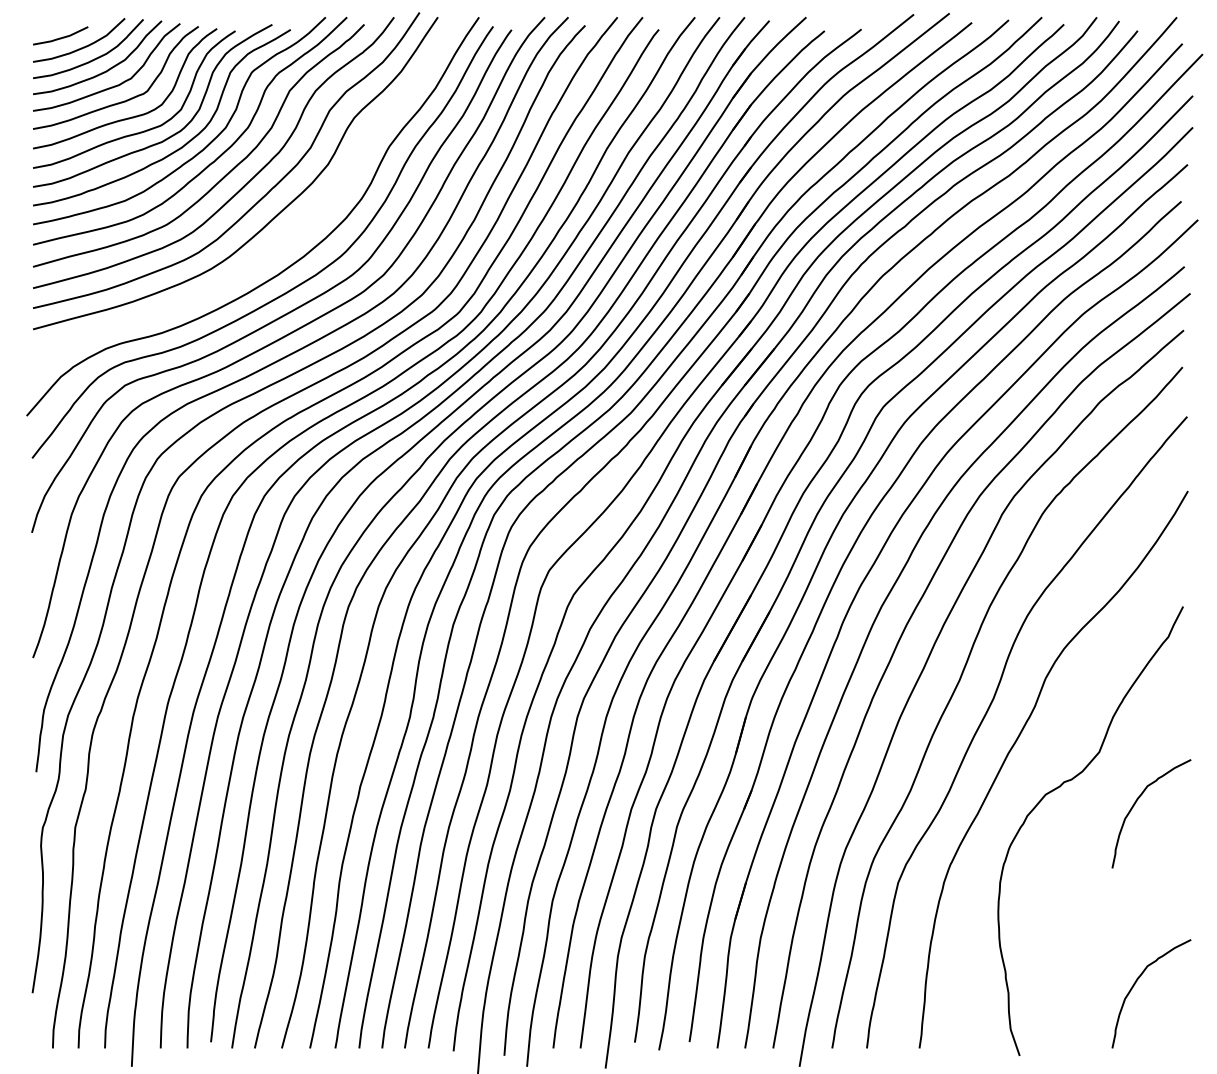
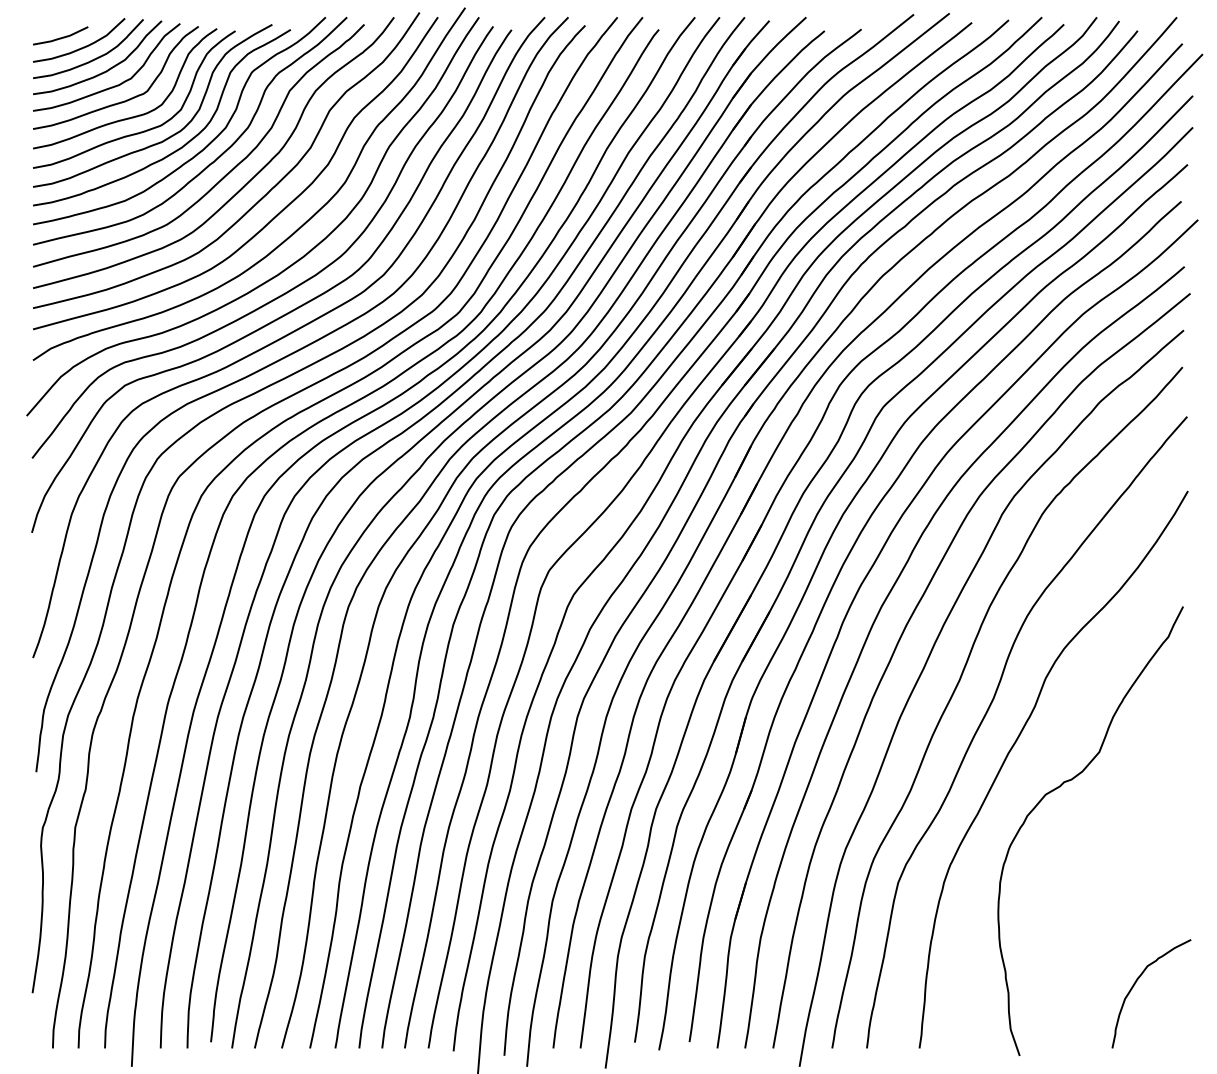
curve: none -> present (289, 235)
curve: present -> none (1135, 804)
